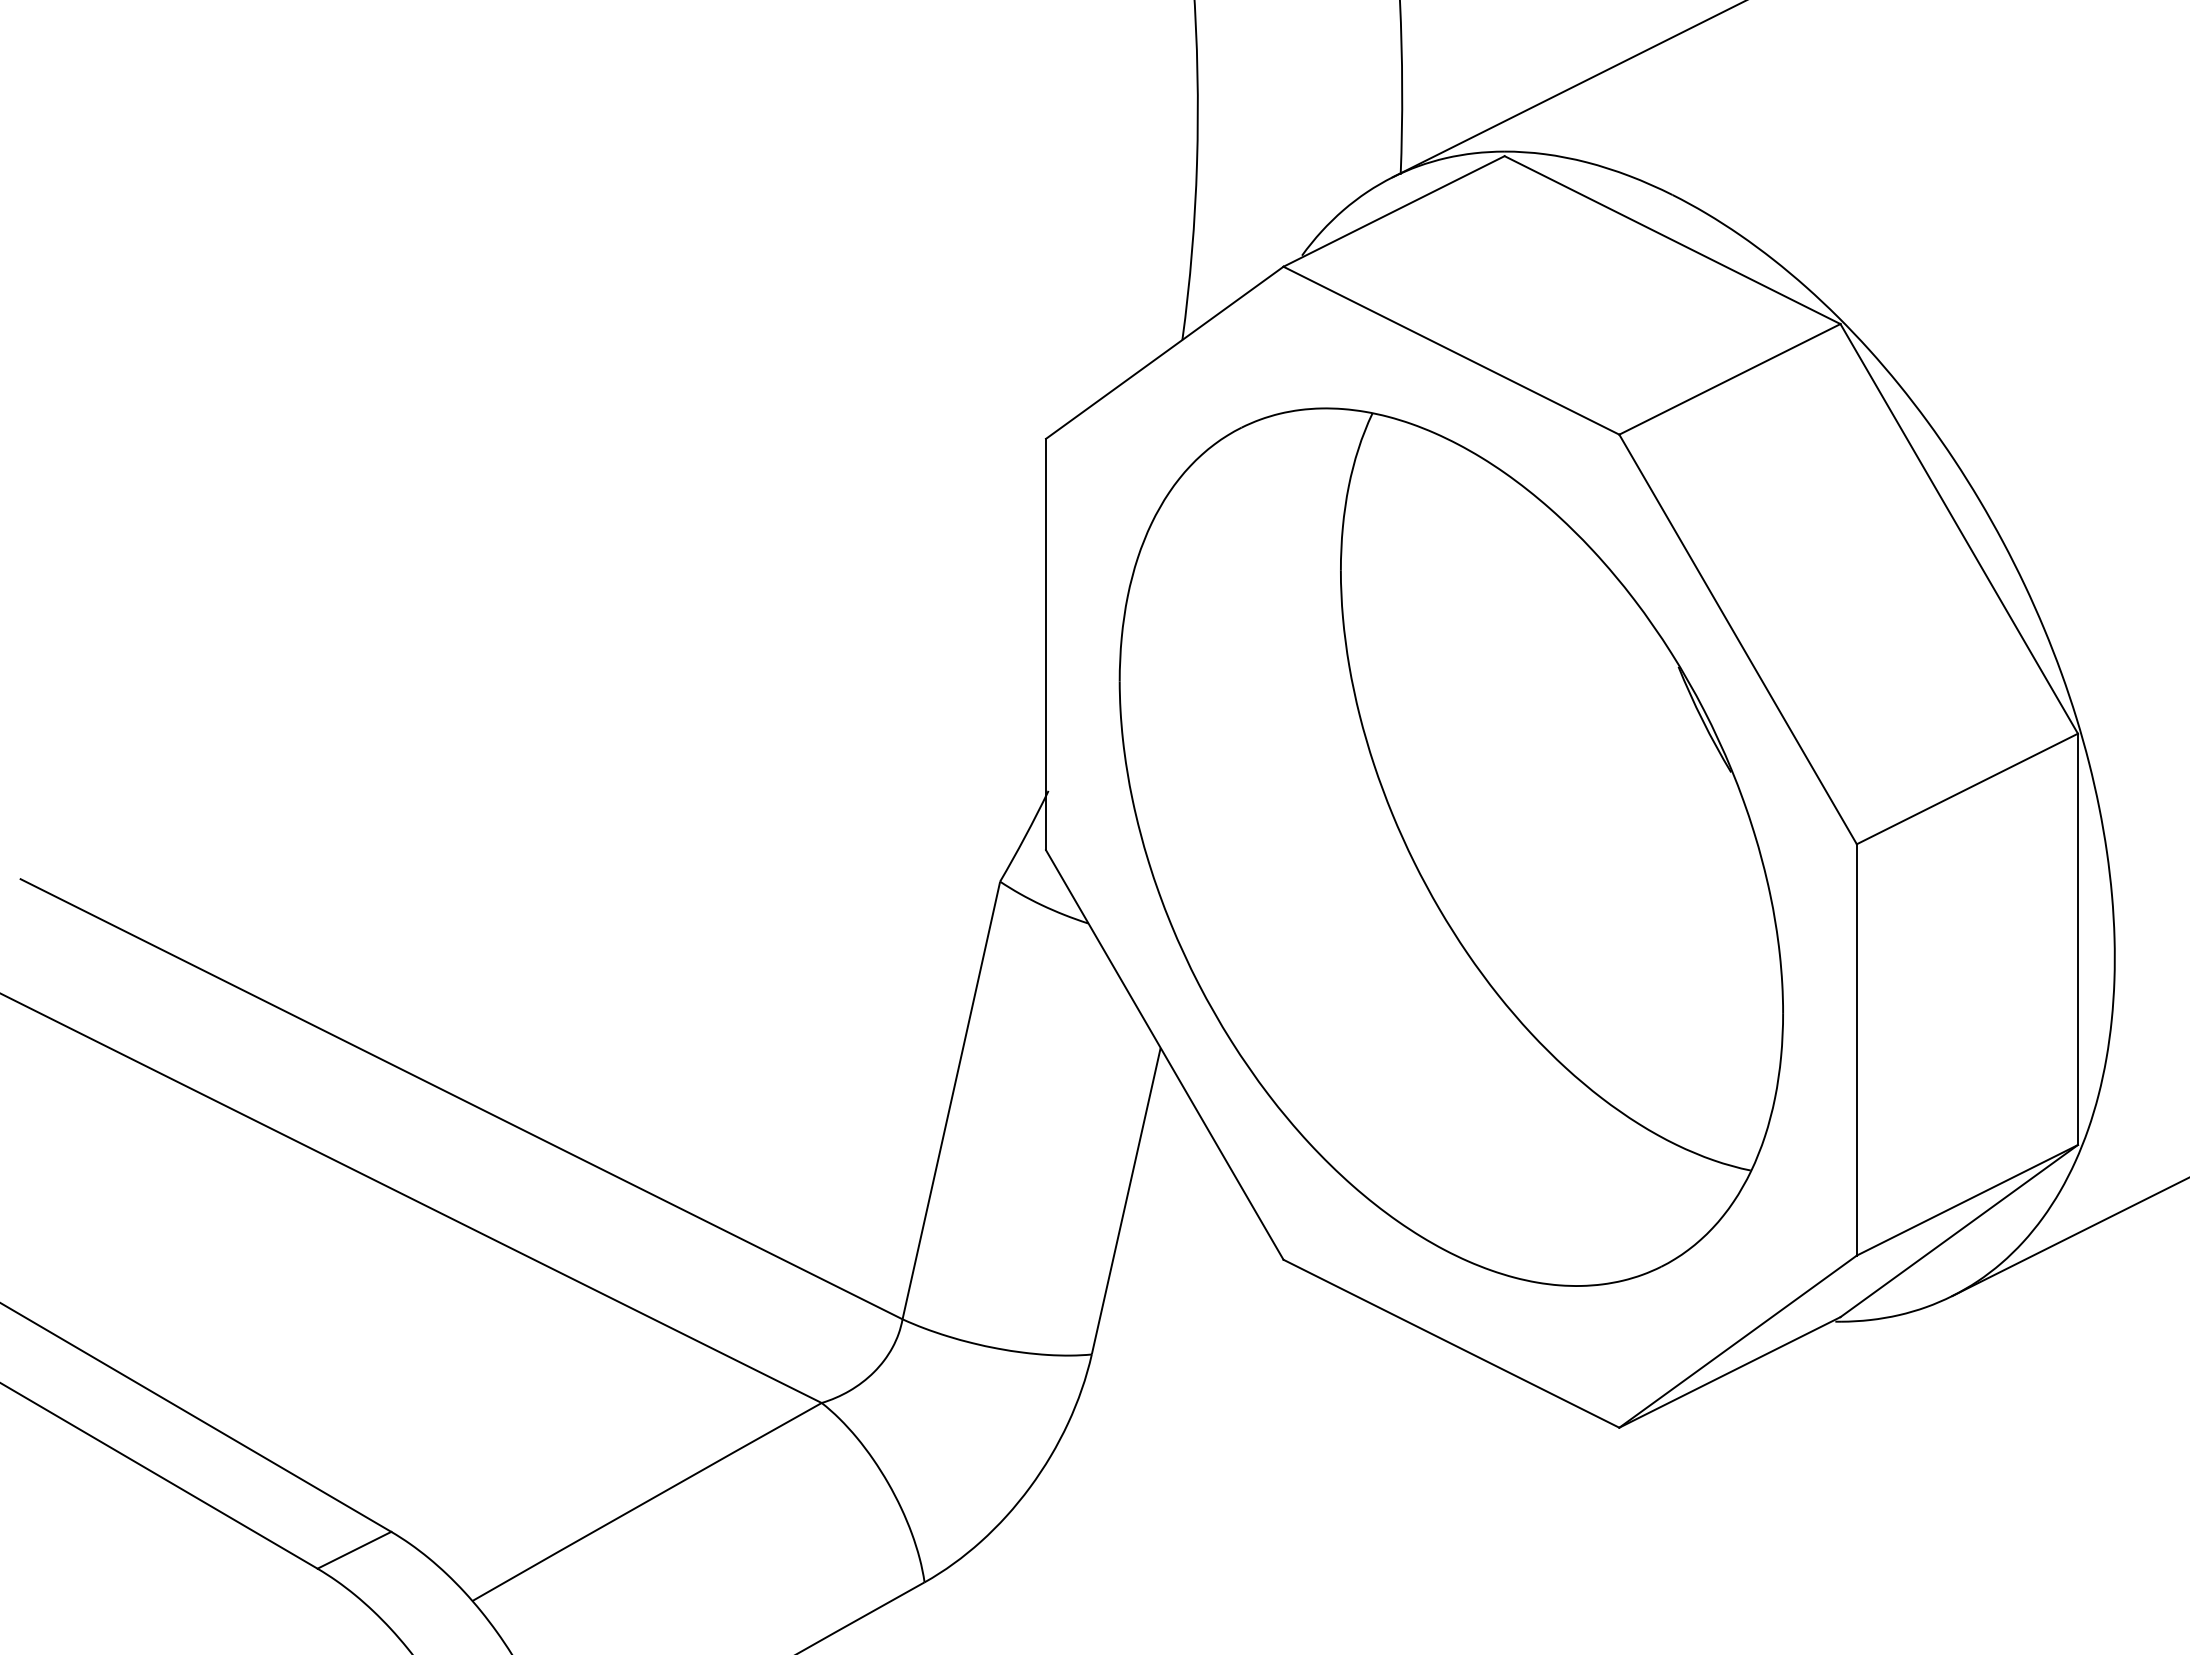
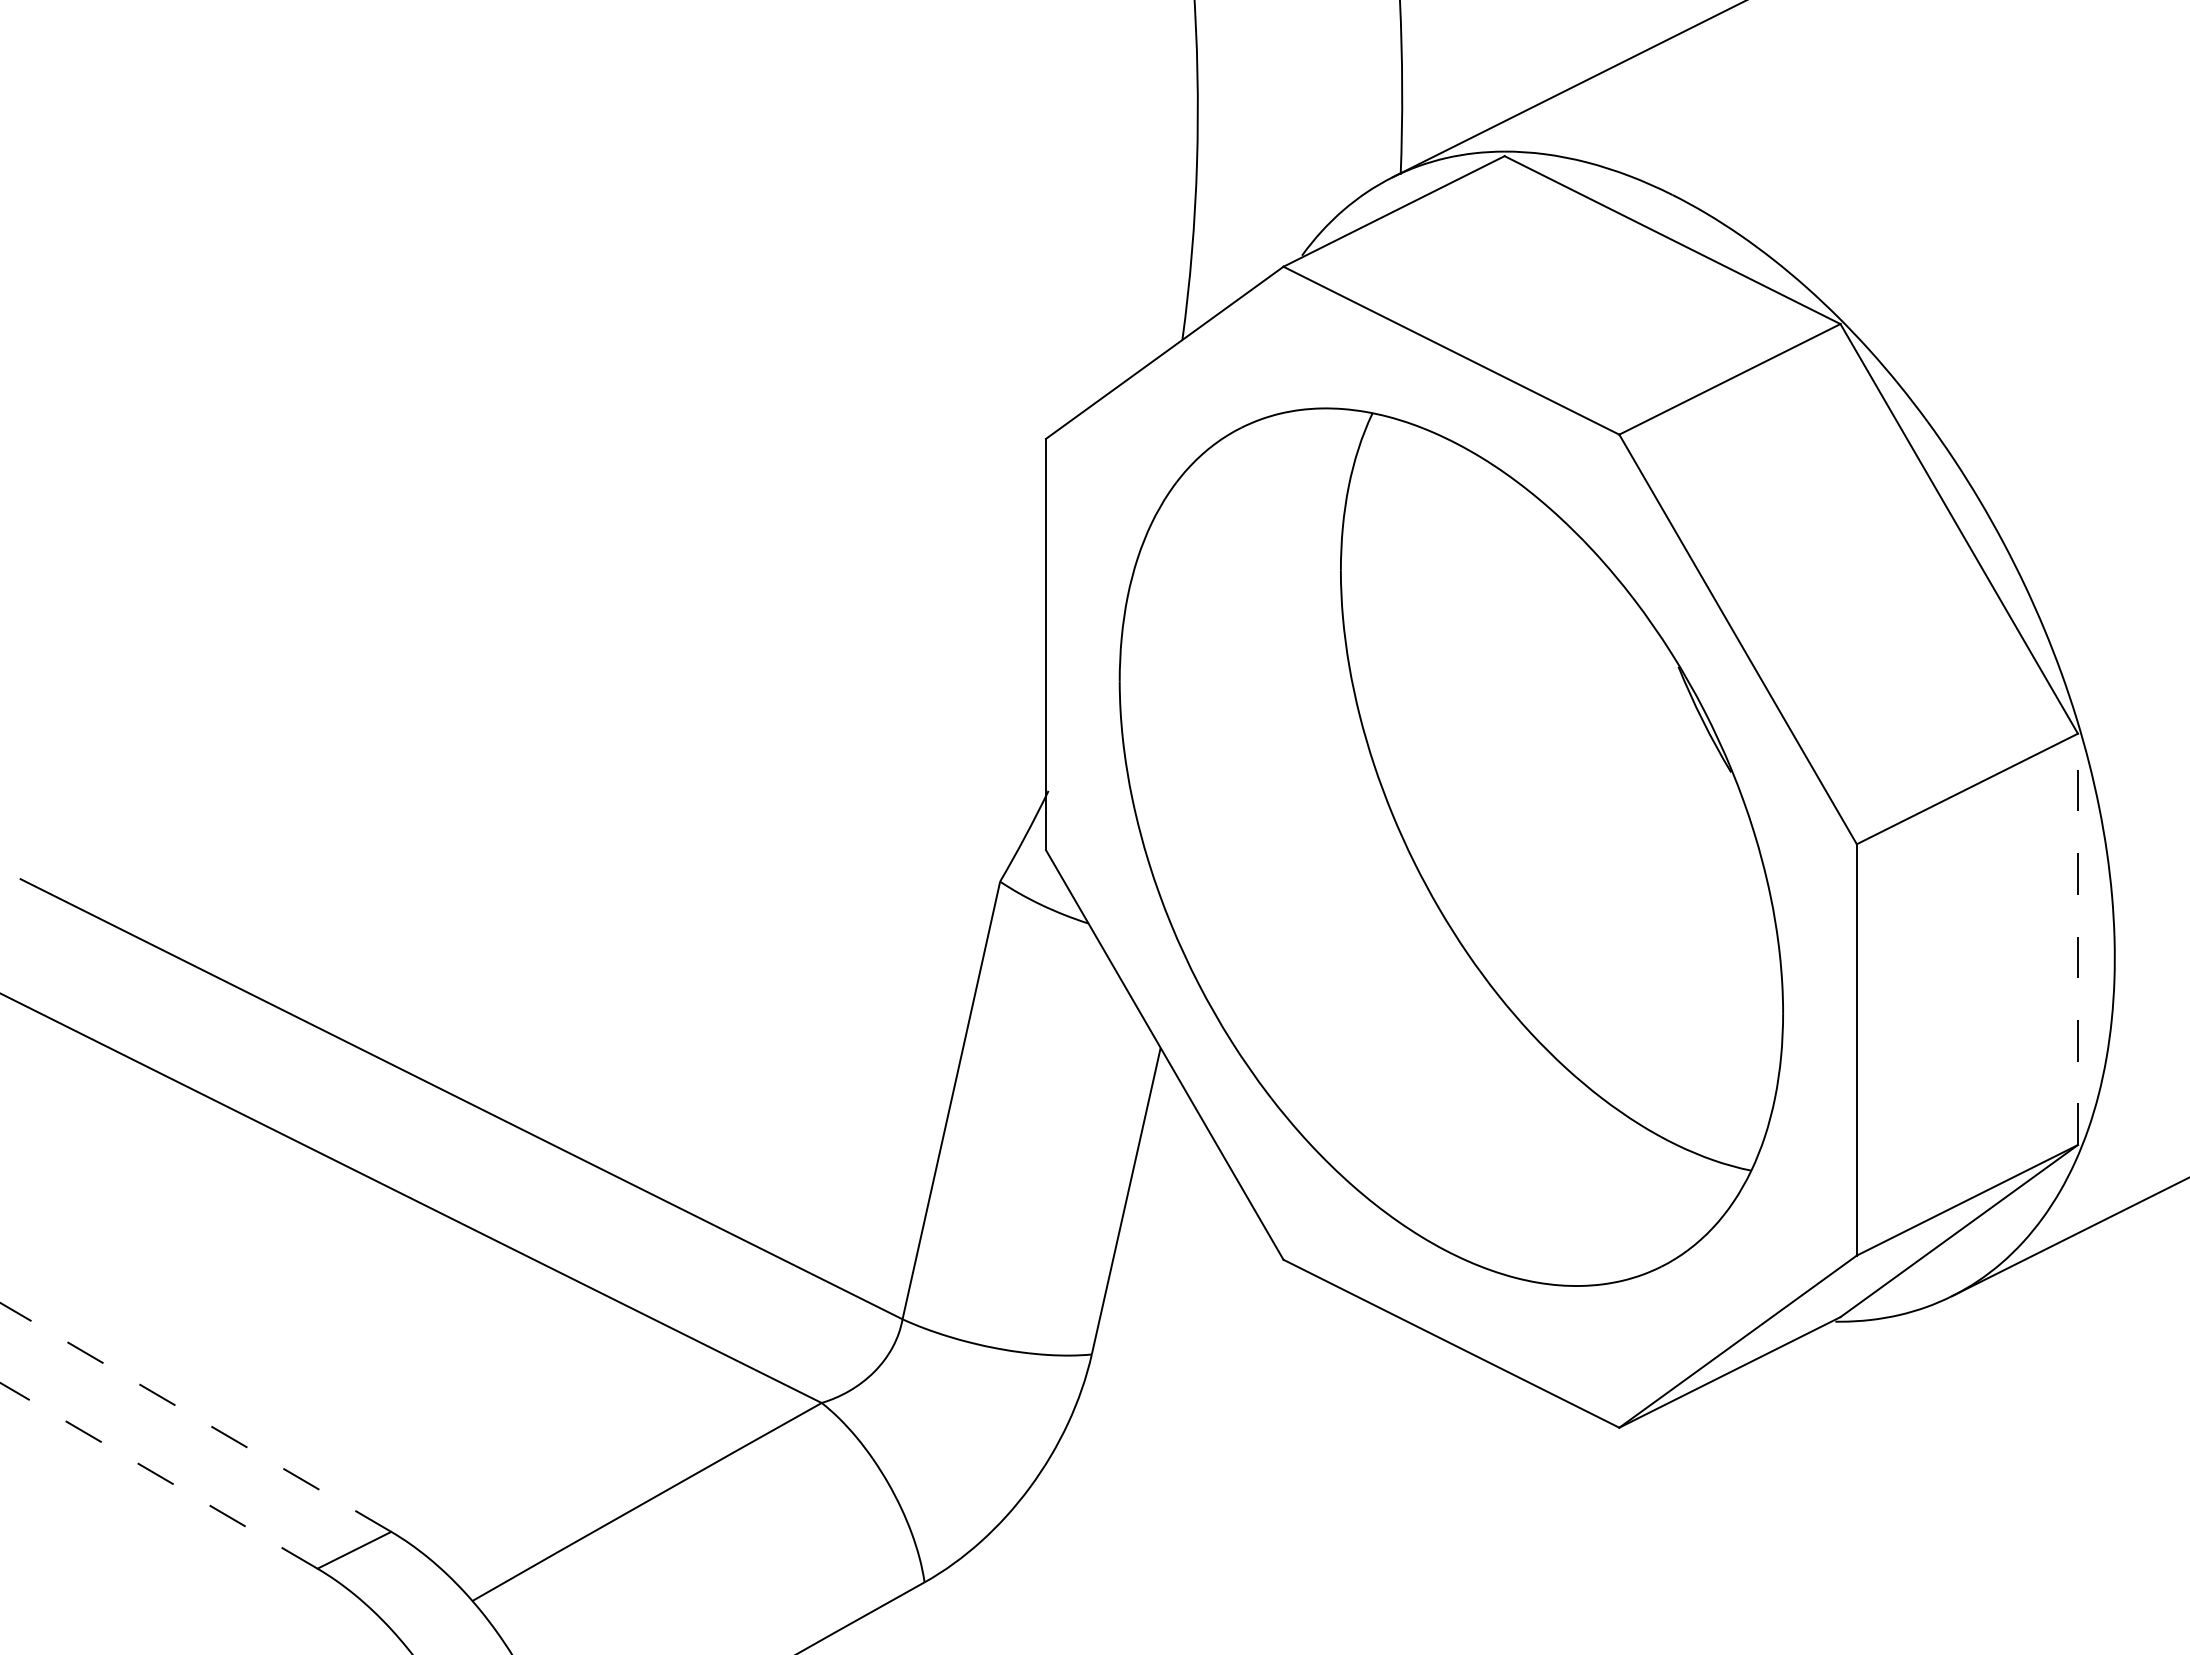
line: solid -> dashed (2077, 939)
line: solid -> dashed (195, 1417)
line: solid -> dashed (158, 1475)
